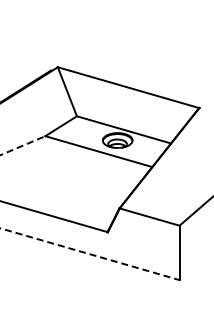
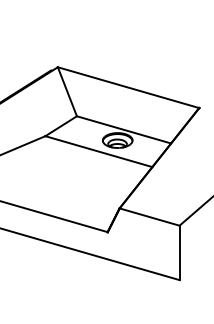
line: dashed -> solid (23, 145)
line: dashed -> solid (90, 254)
